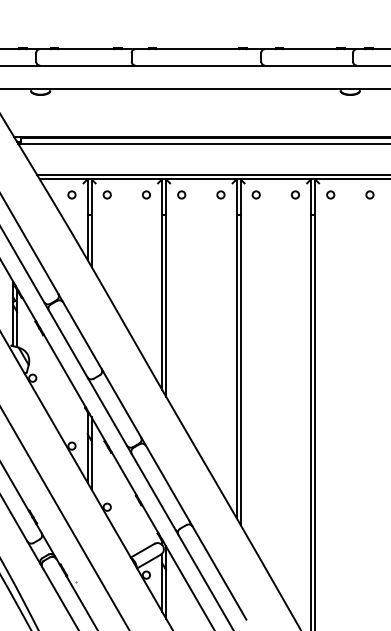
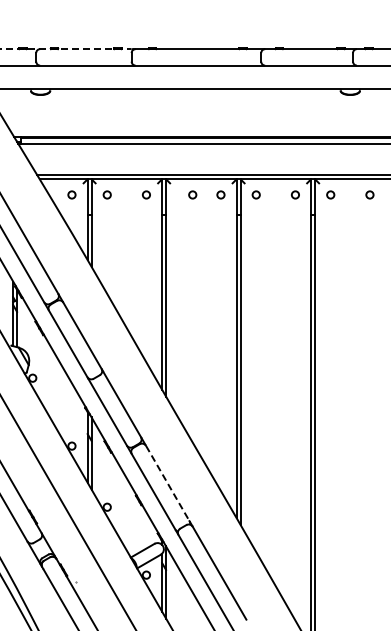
line: solid -> dashed (66, 49)
circle position: (181, 194) -> (192, 194) (192, 194)
line: solid -> dashed (167, 483)
line position: (64, 518) -> (68, 512) (68, 512)
